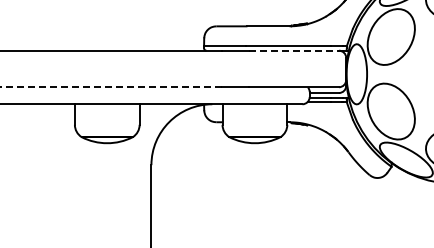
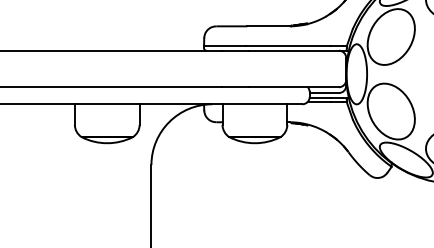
line: dashed -> solid (294, 50)
line: dashed -> solid (111, 87)
